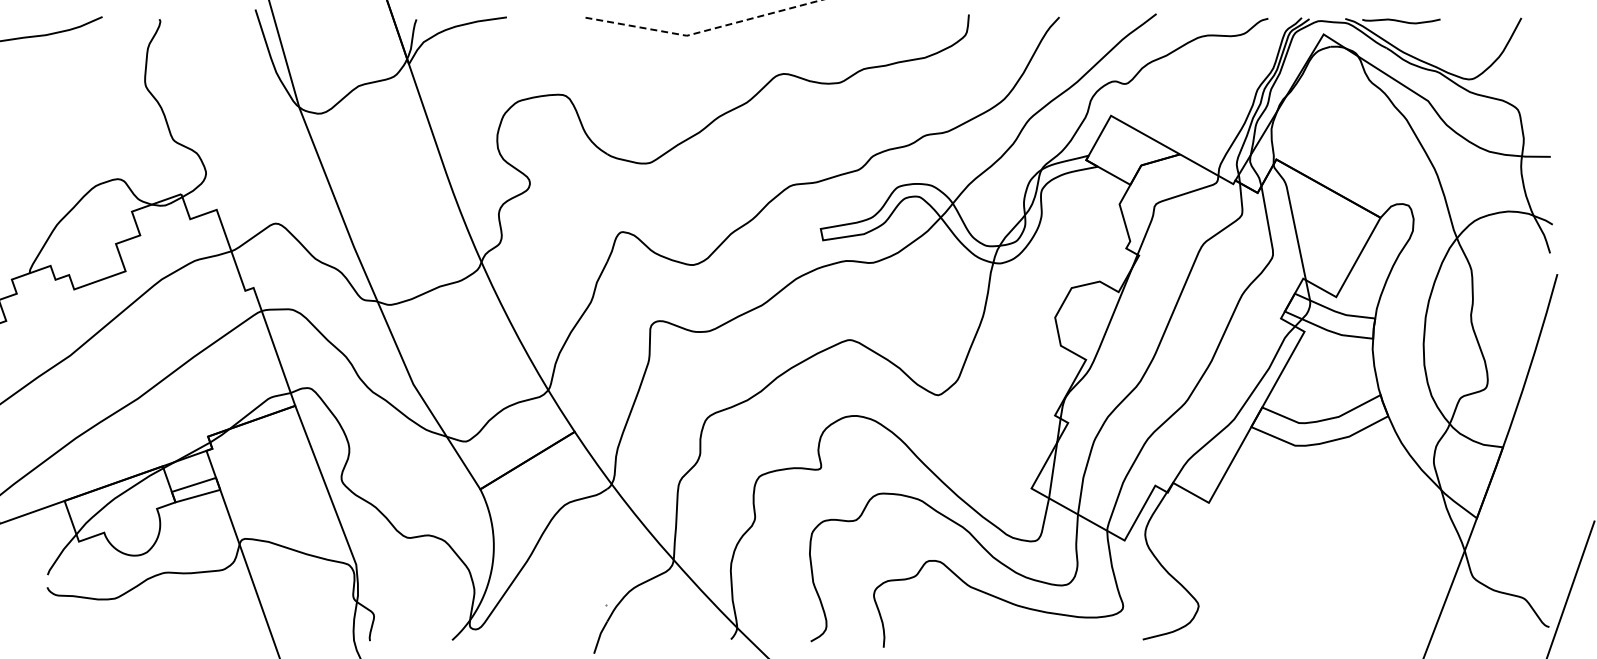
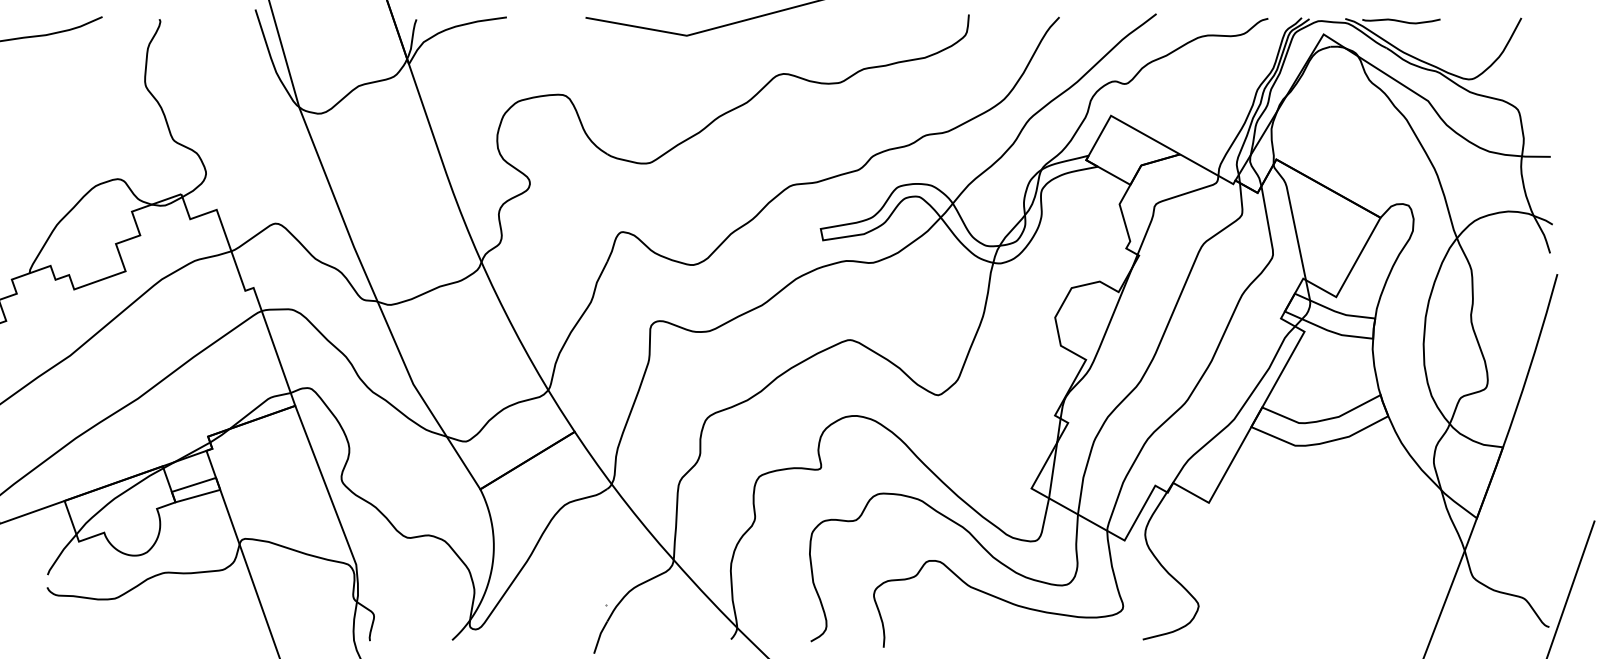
line: dashed -> solid (703, 31)
